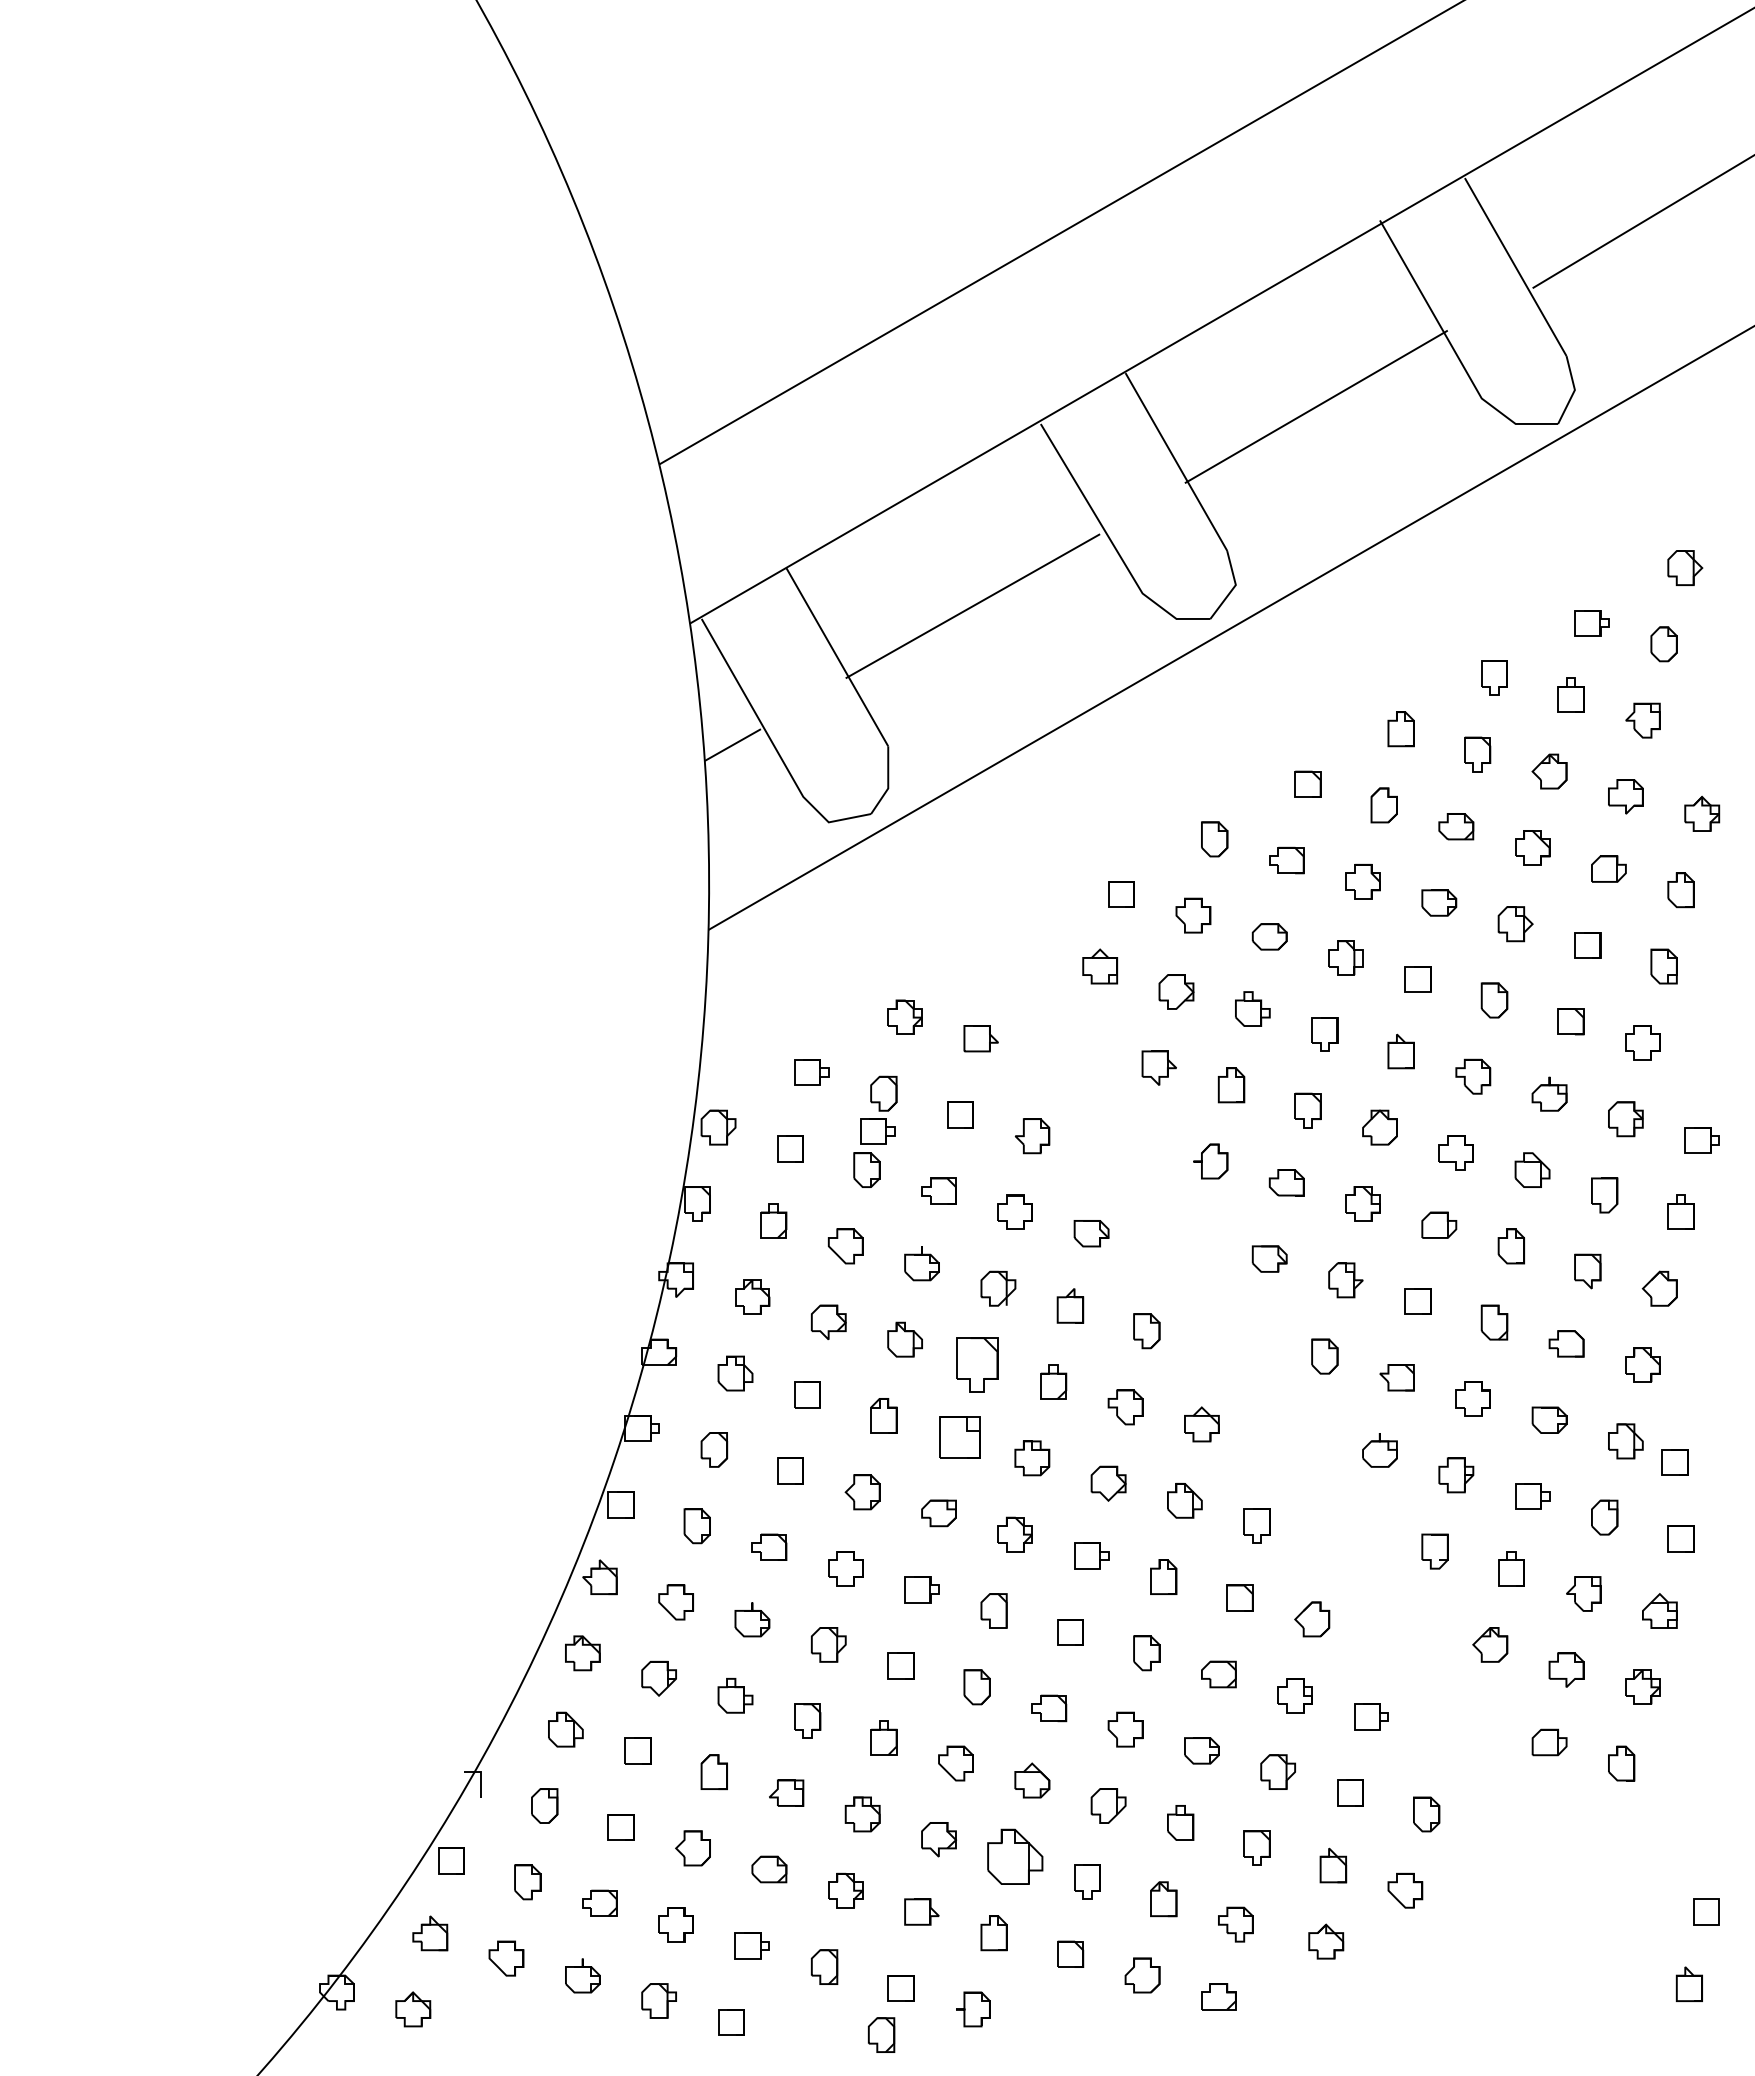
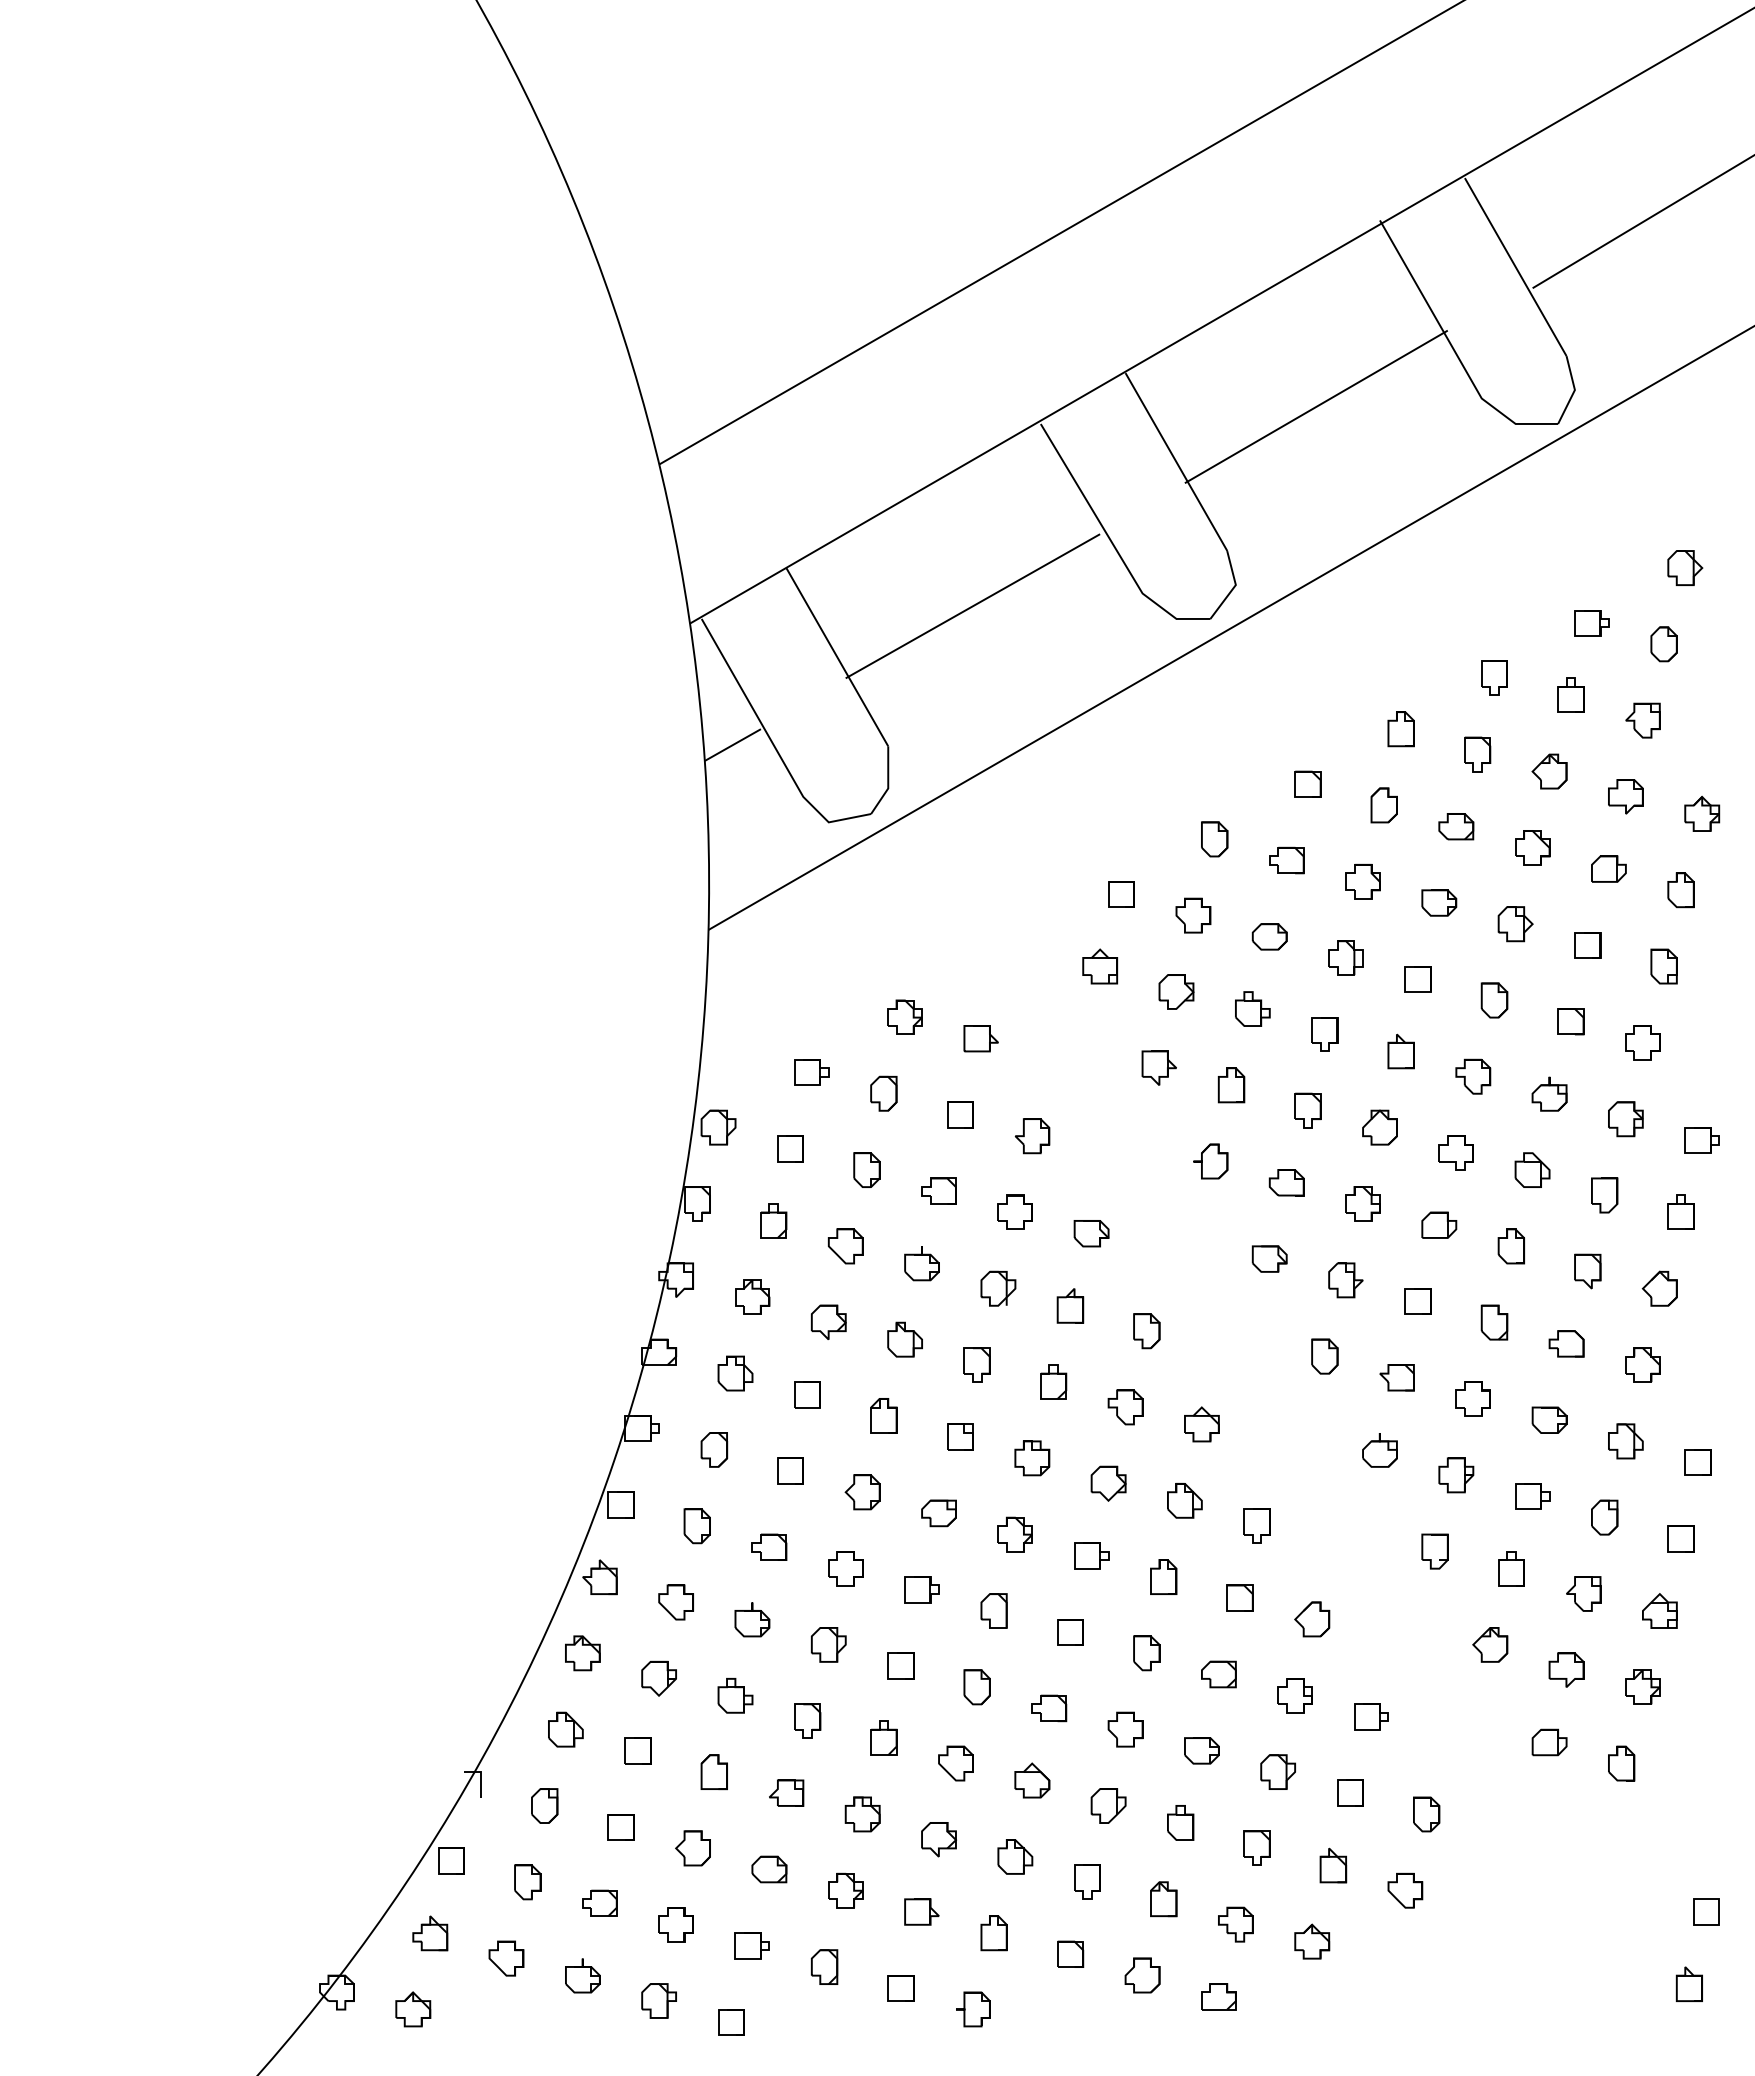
part: present -> none (877, 1131)
part size: 43x56 px -> 28x36 px (976, 1364)
part size: 42x43 px -> 27x28 px (960, 1436)
part position: (1674, 1462) -> (1697, 1462) (1697, 1462)
part size: 57x57 px -> 37x36 px (1015, 1856)
part position: (1326, 1941) -> (1312, 1941) (1312, 1941)
part: present -> none (881, 2034)
